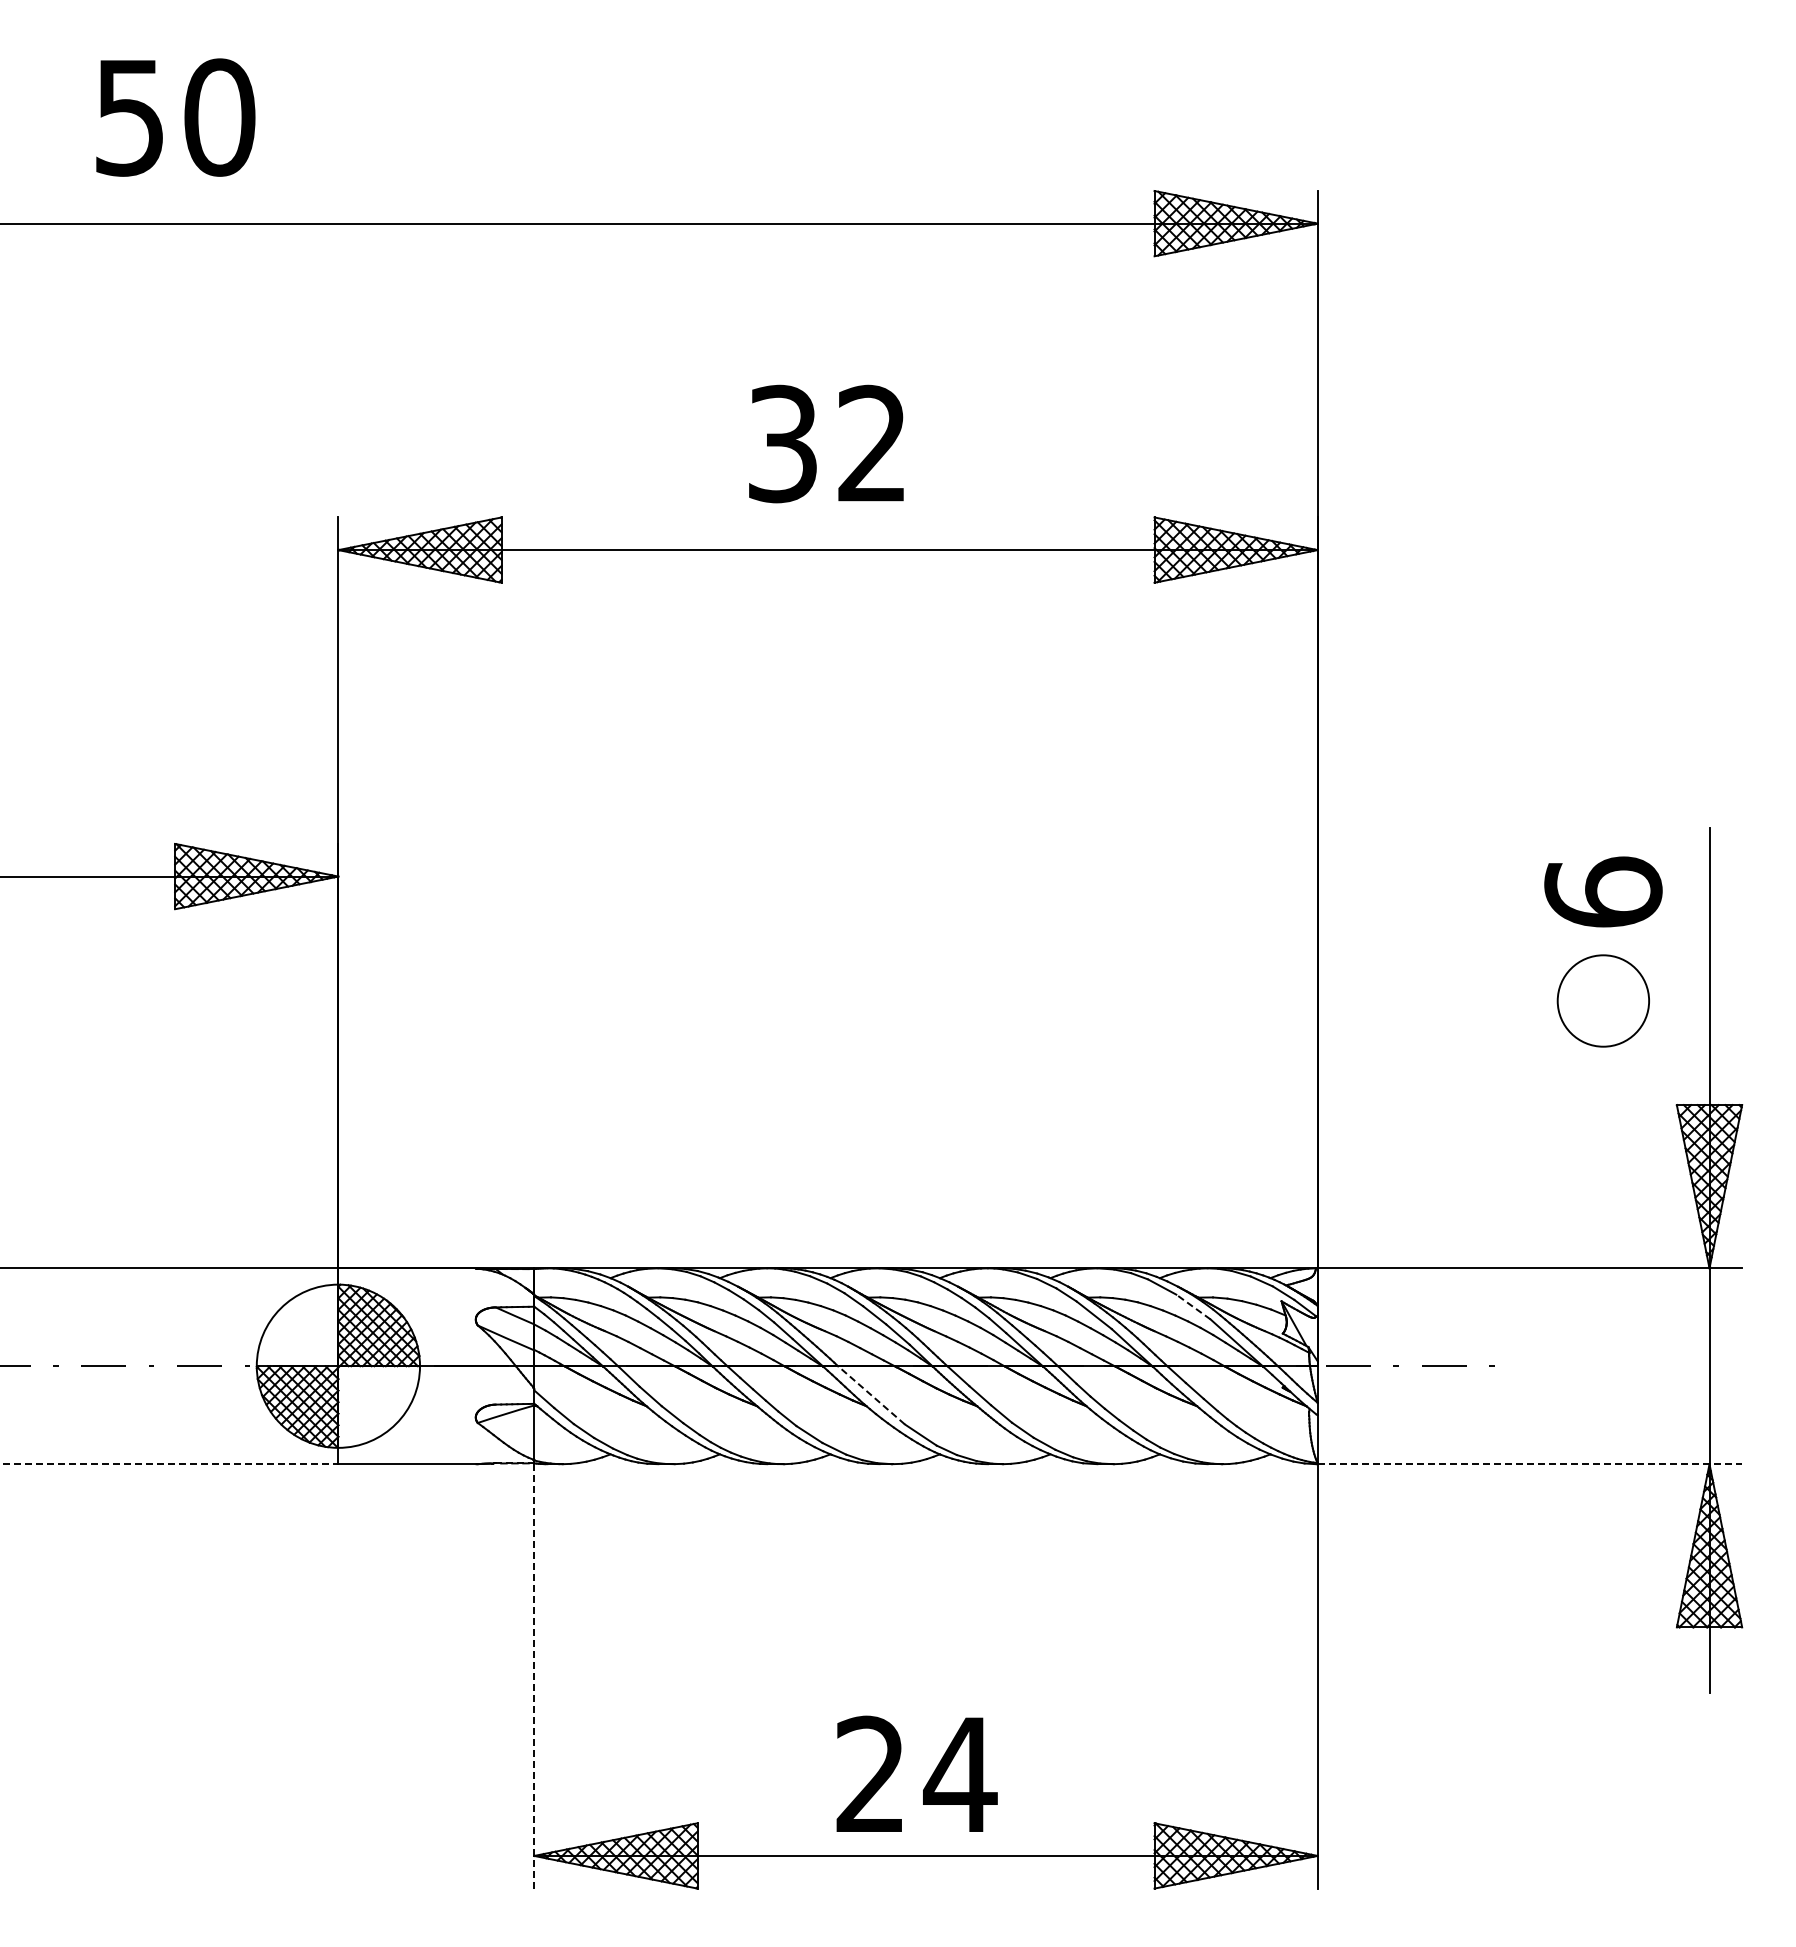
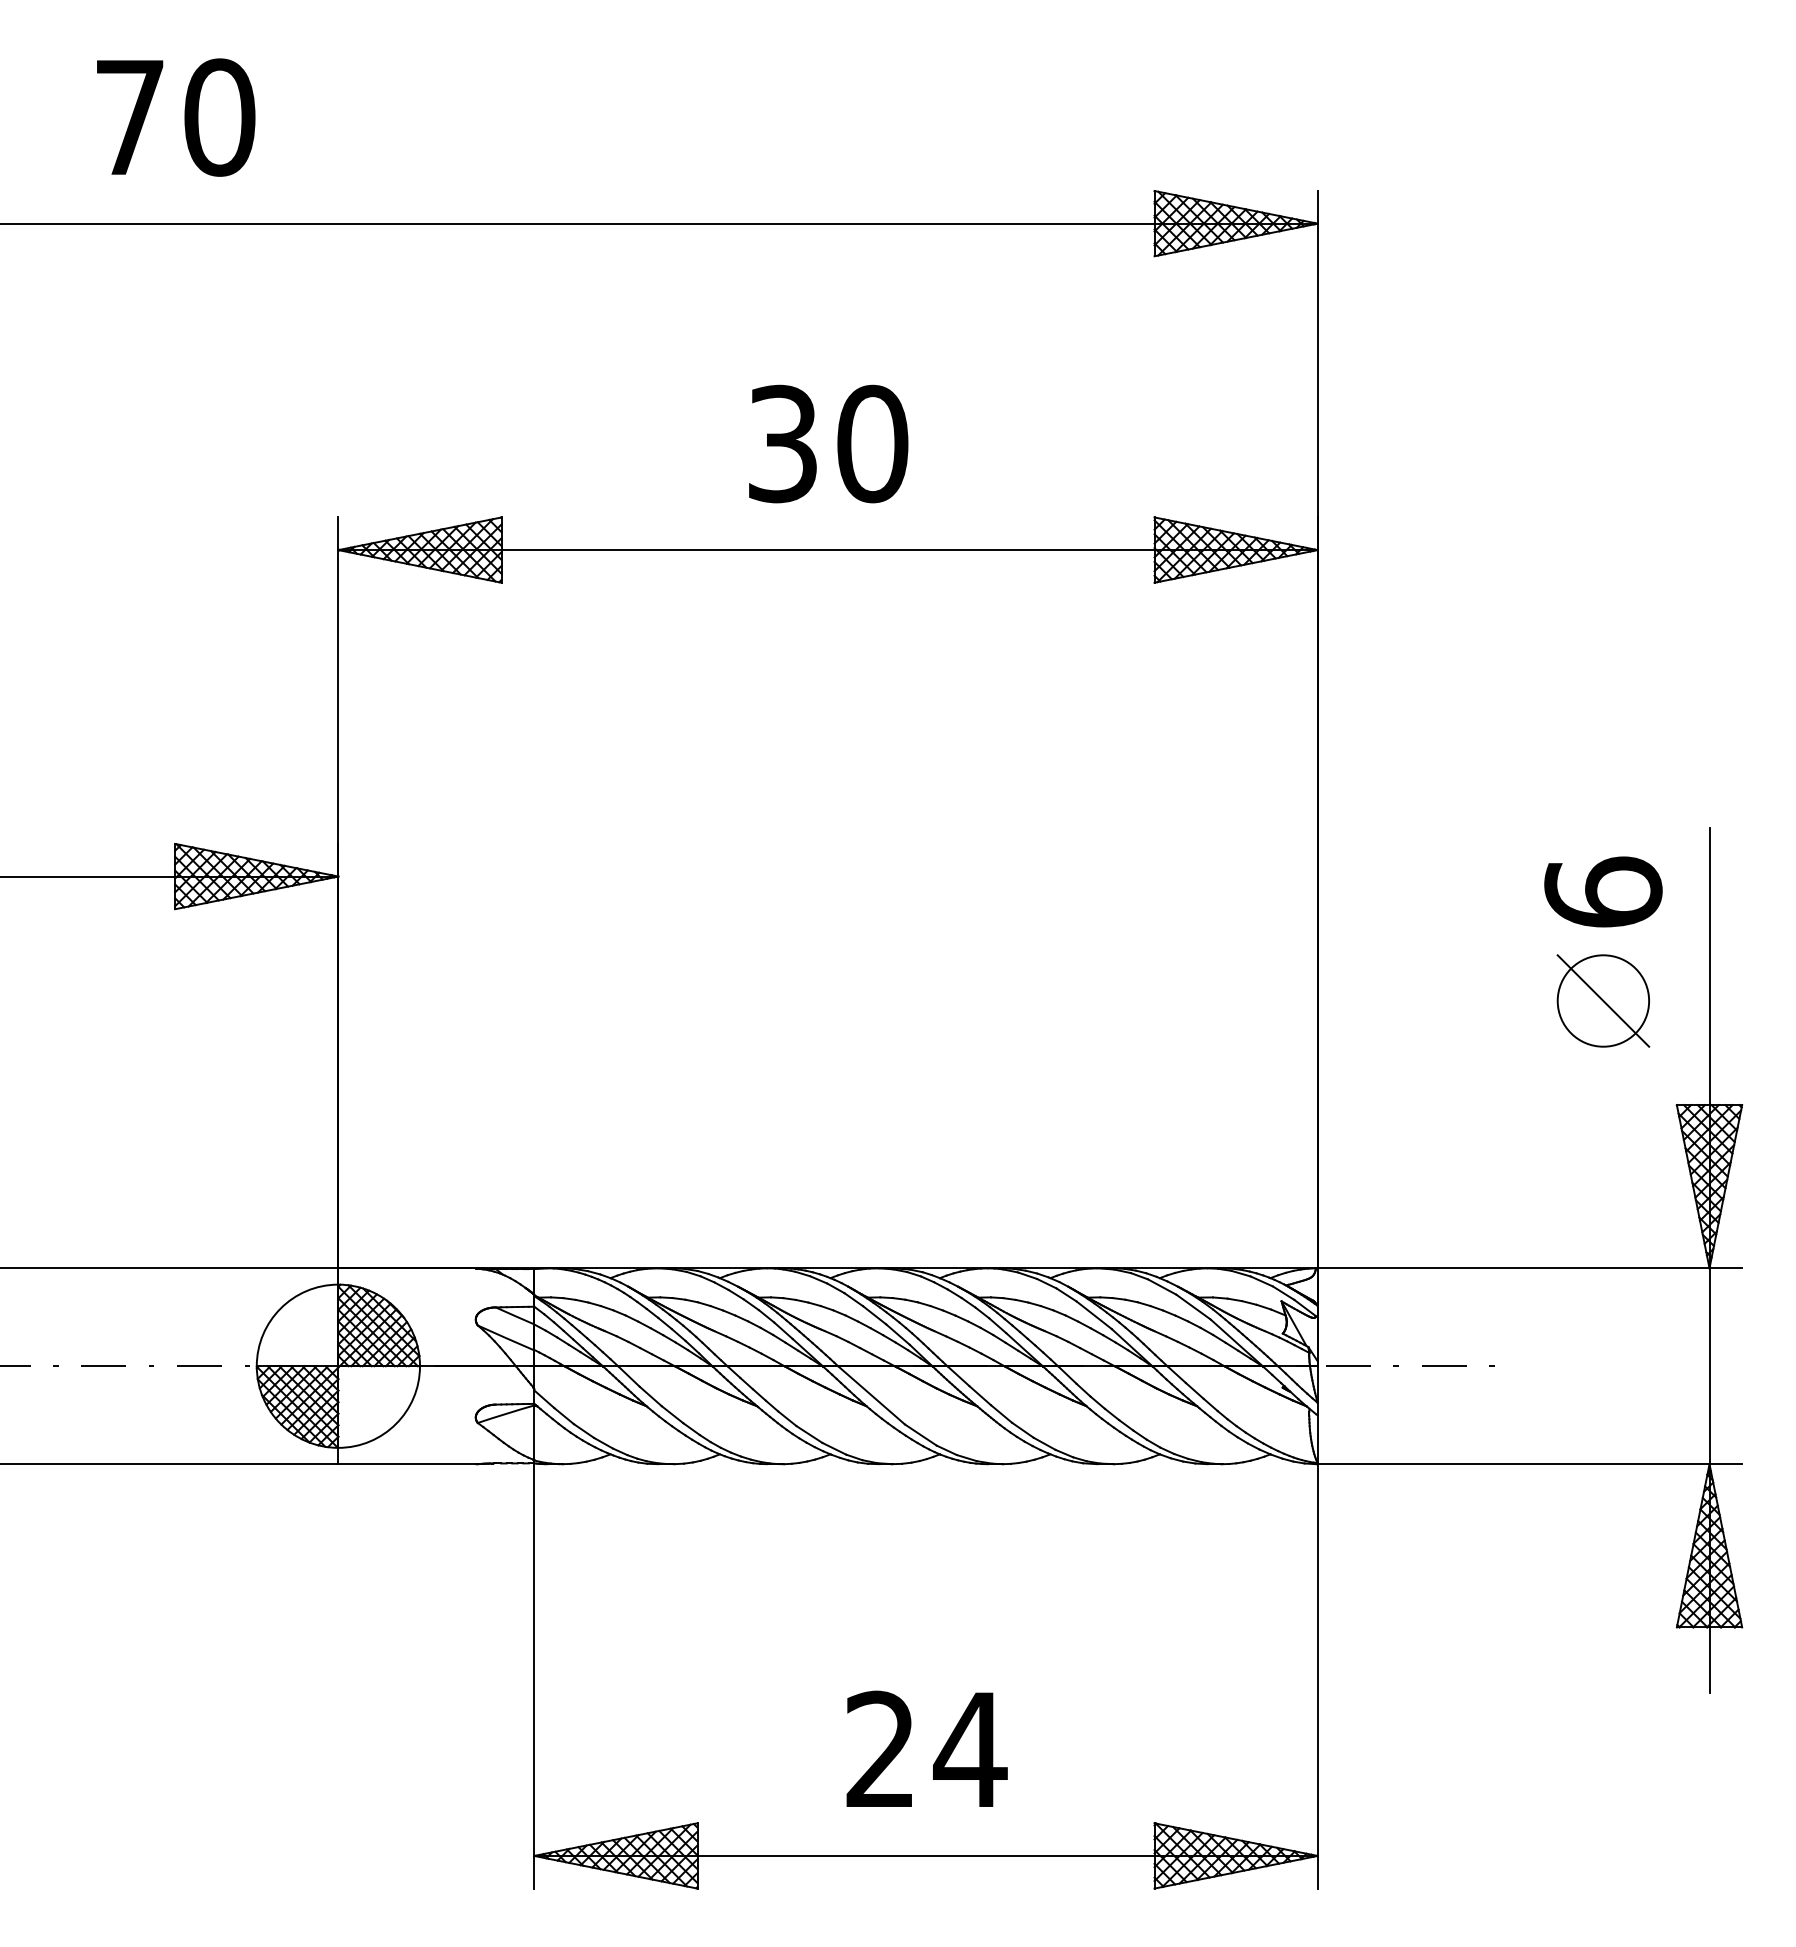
text: 50 -> 70 (129, 118)
text: 32 -> 30 (872, 443)
line: none -> present (1603, 1000)
line: dashed -> solid (1193, 1306)
line: dashed -> solid (871, 1395)
line: dashed -> solid (169, 1464)
line: dashed -> solid (1530, 1464)
line: dashed -> solid (534, 1676)
text position: (916, 1773) -> (926, 1748) (926, 1748)
